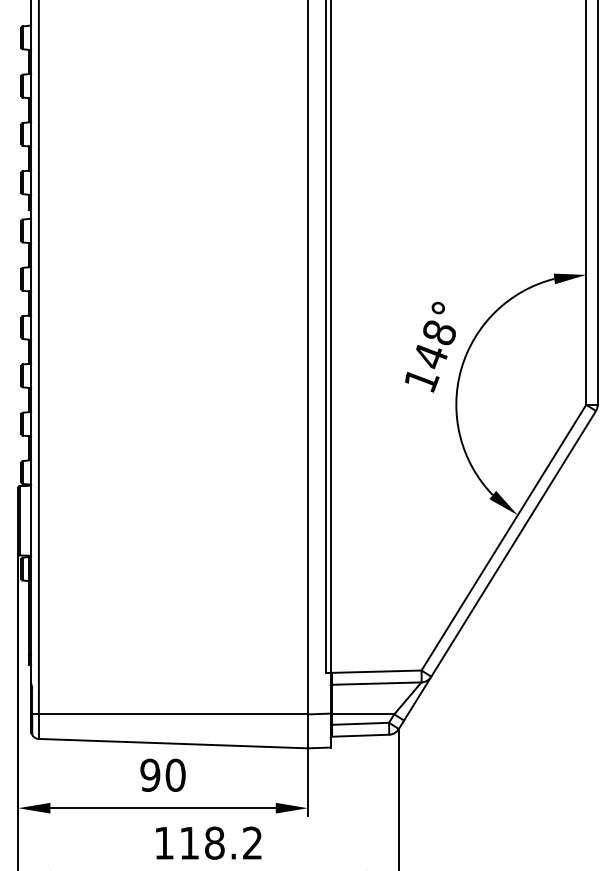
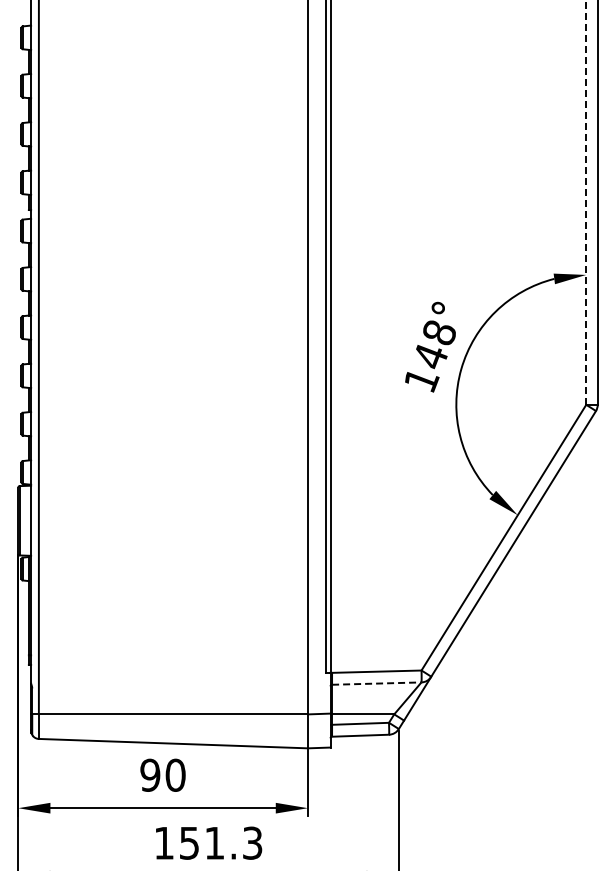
line: solid -> dashed (586, 202)
line: solid -> dashed (376, 683)
text: 118.2 -> 151.3 (221, 842)
